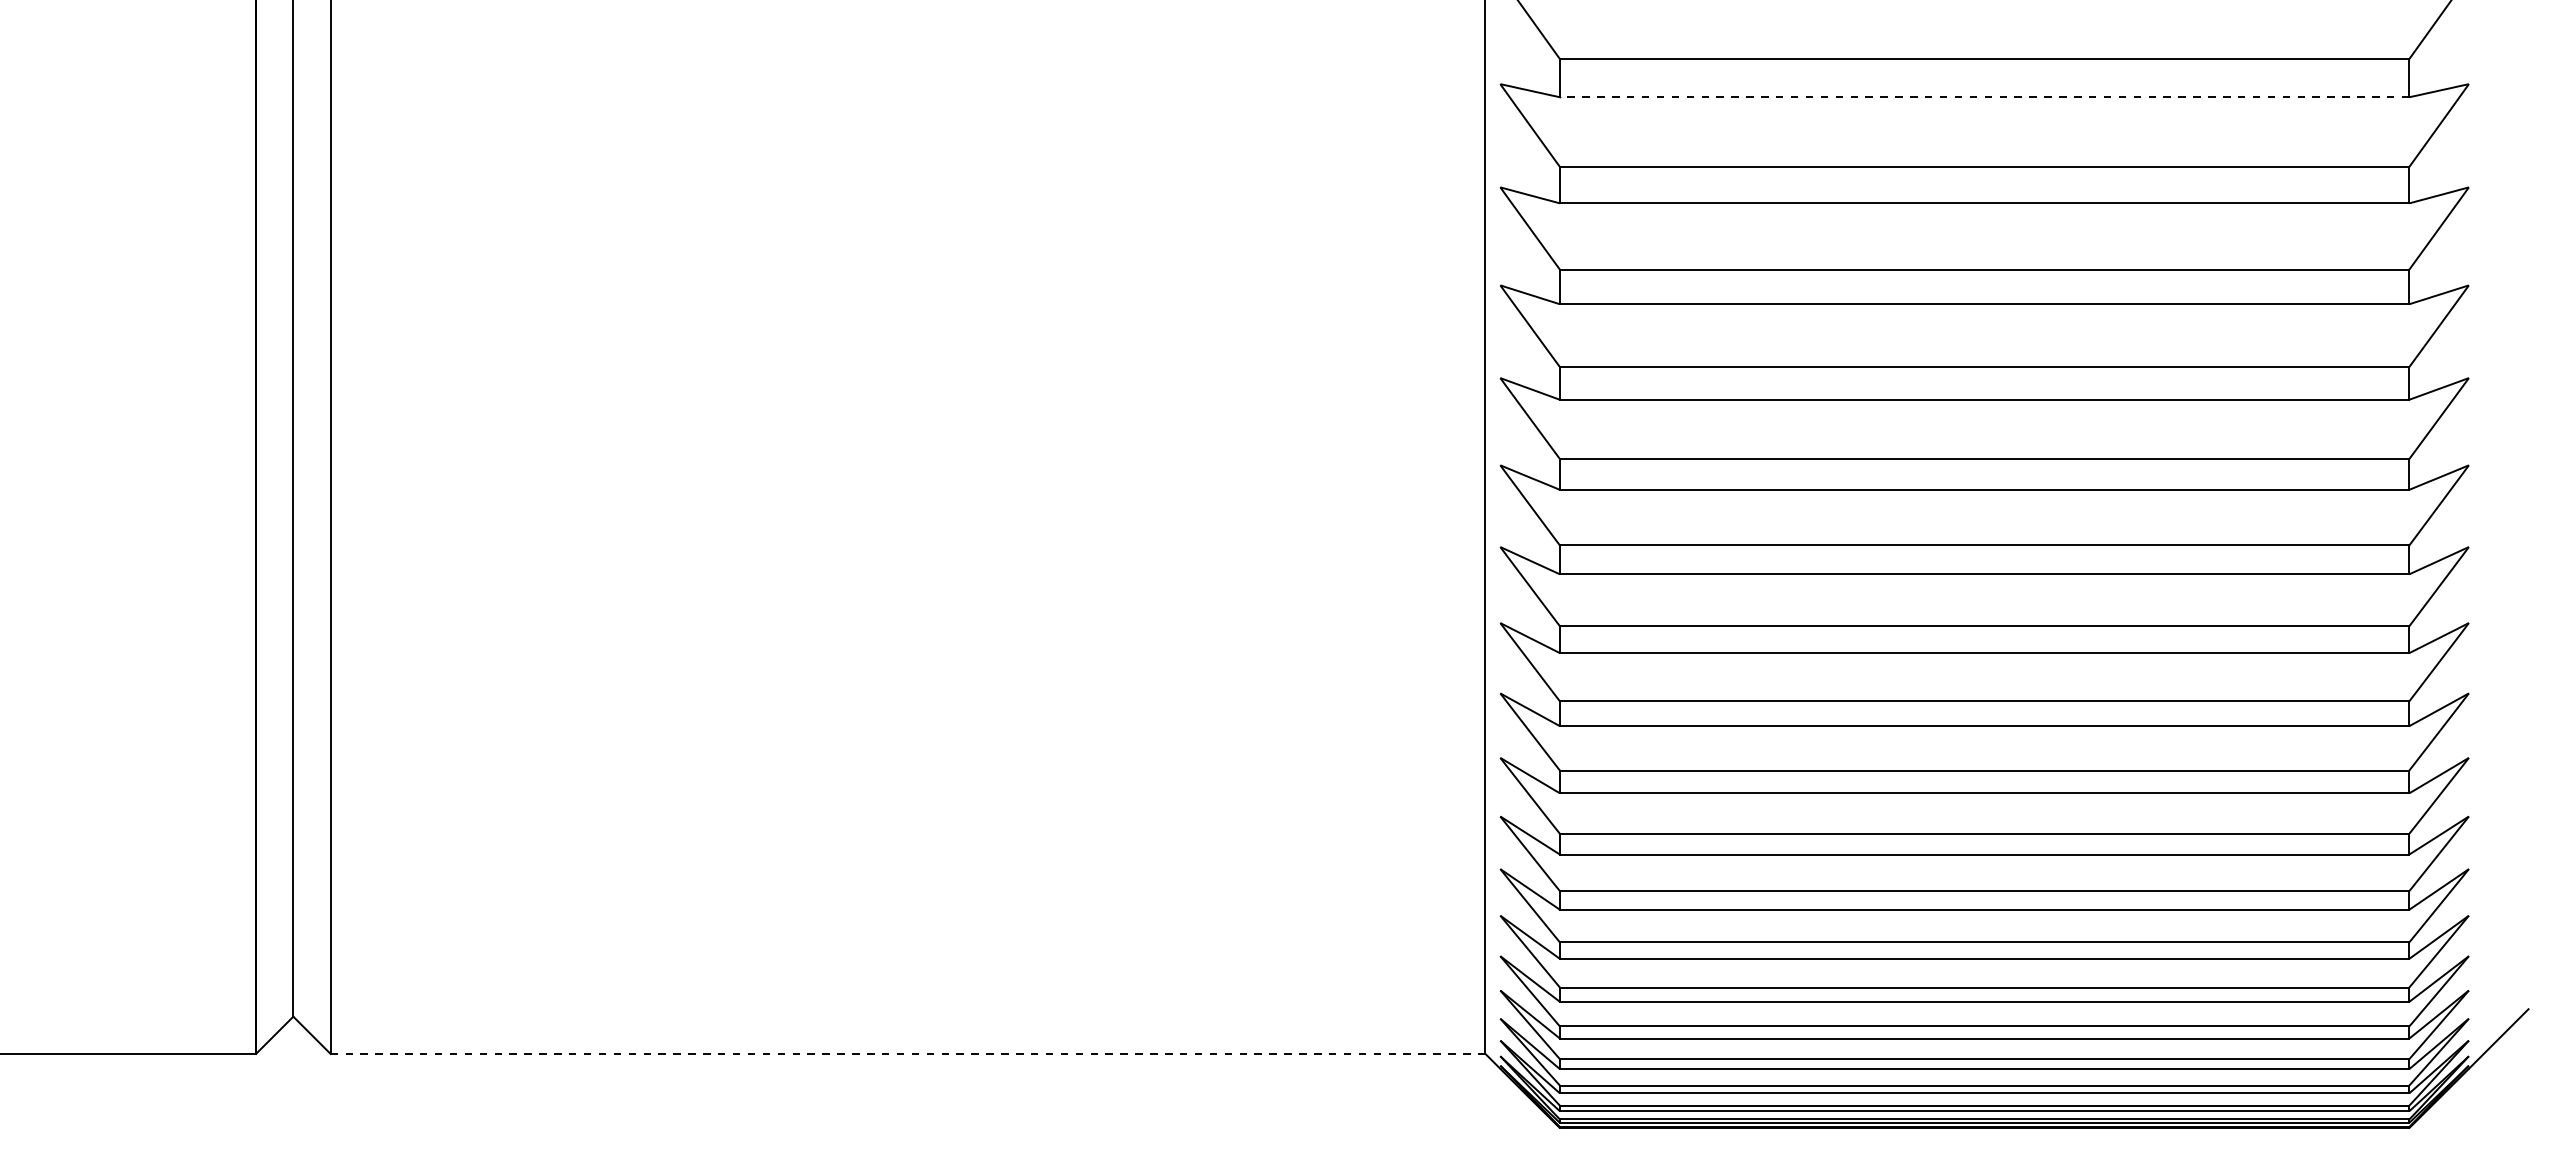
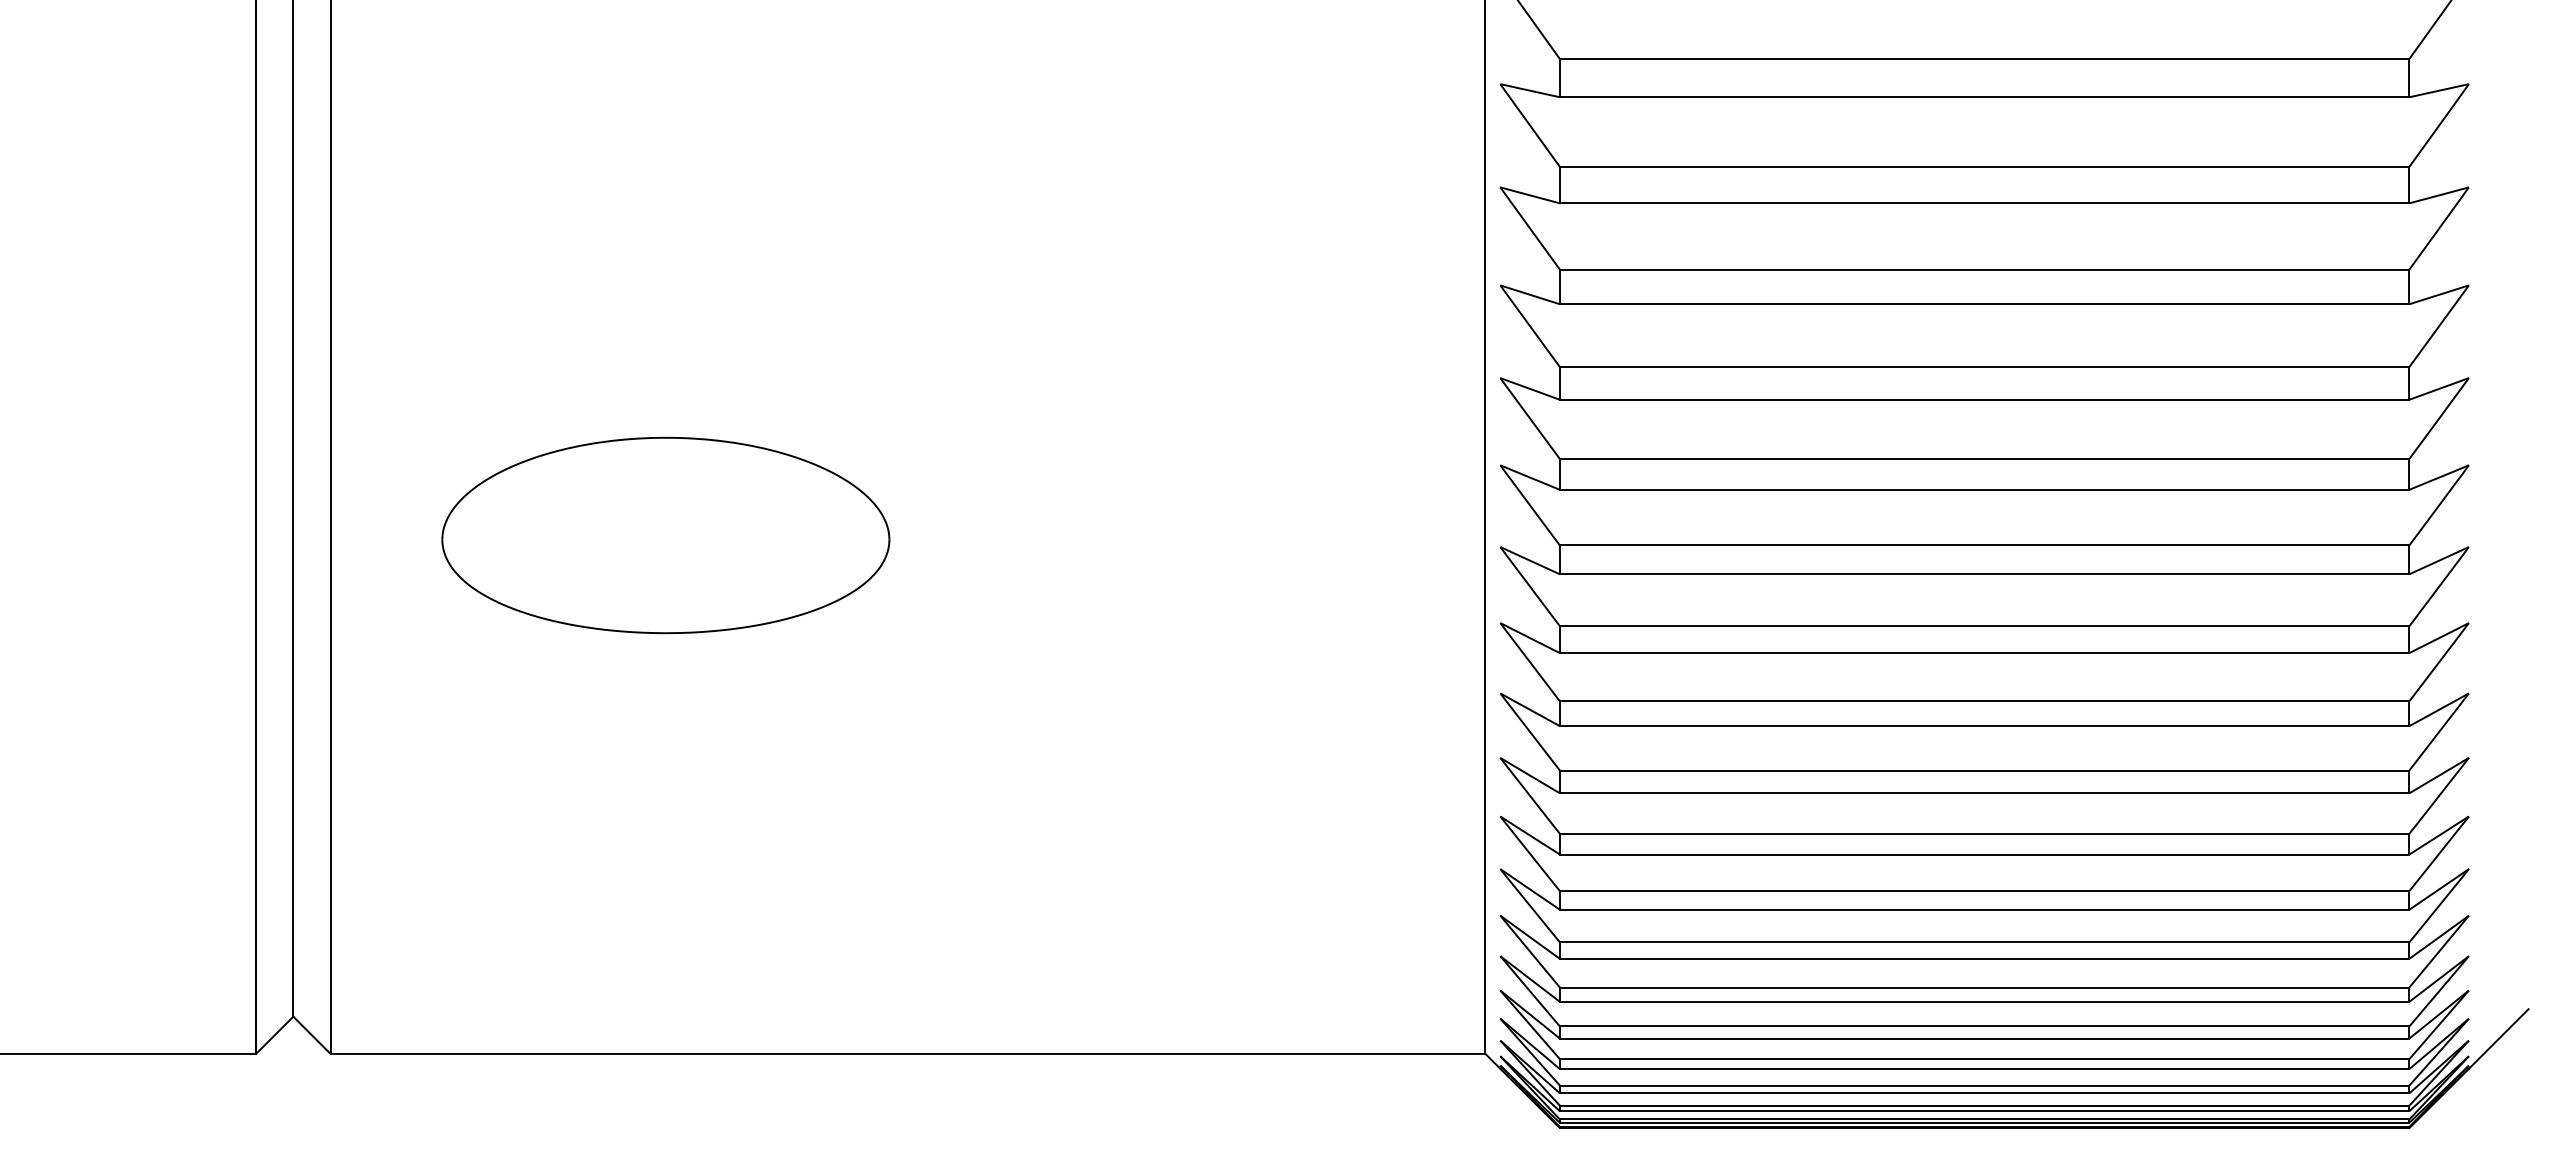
line: dashed -> solid (1984, 97)
part: none -> present (665, 535)
line: dashed -> solid (908, 1053)
